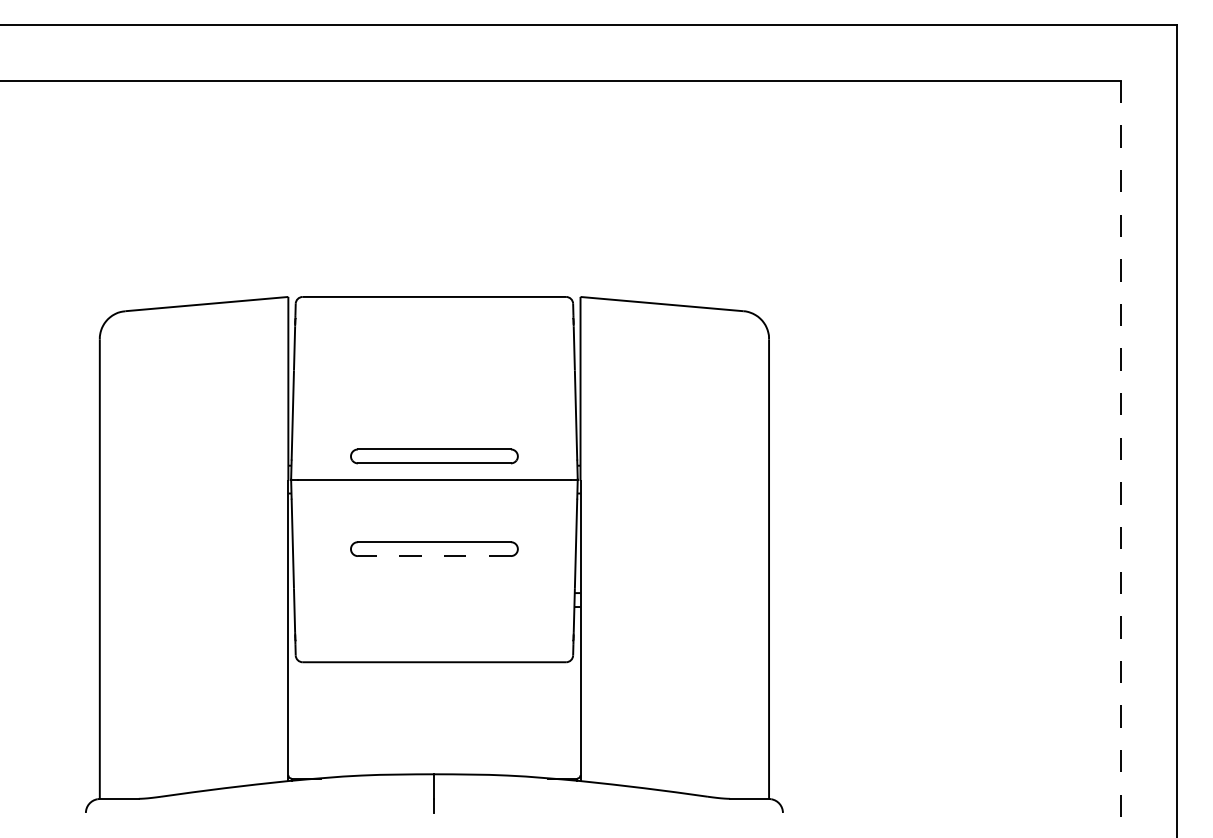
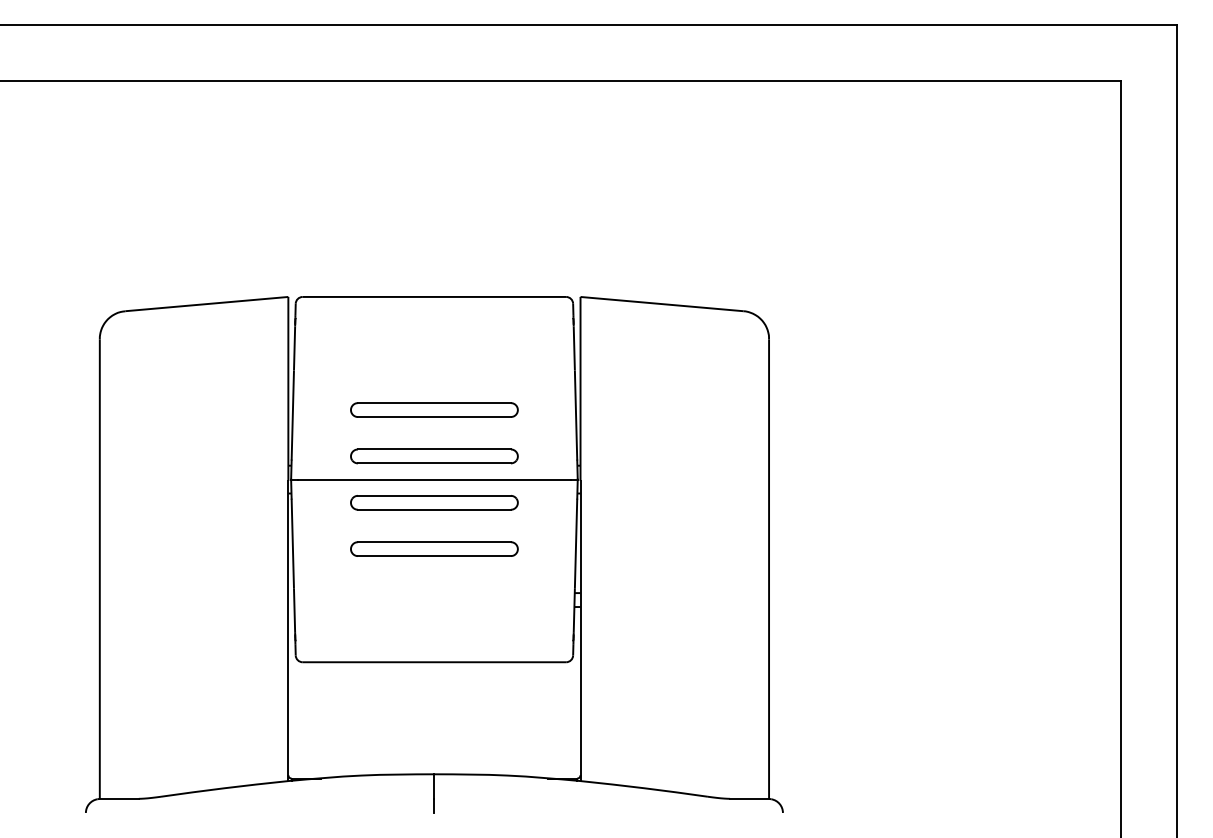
part: none -> present (434, 409)
line: dashed -> solid (1120, 459)
part: none -> present (434, 502)
line: dashed -> solid (433, 556)
